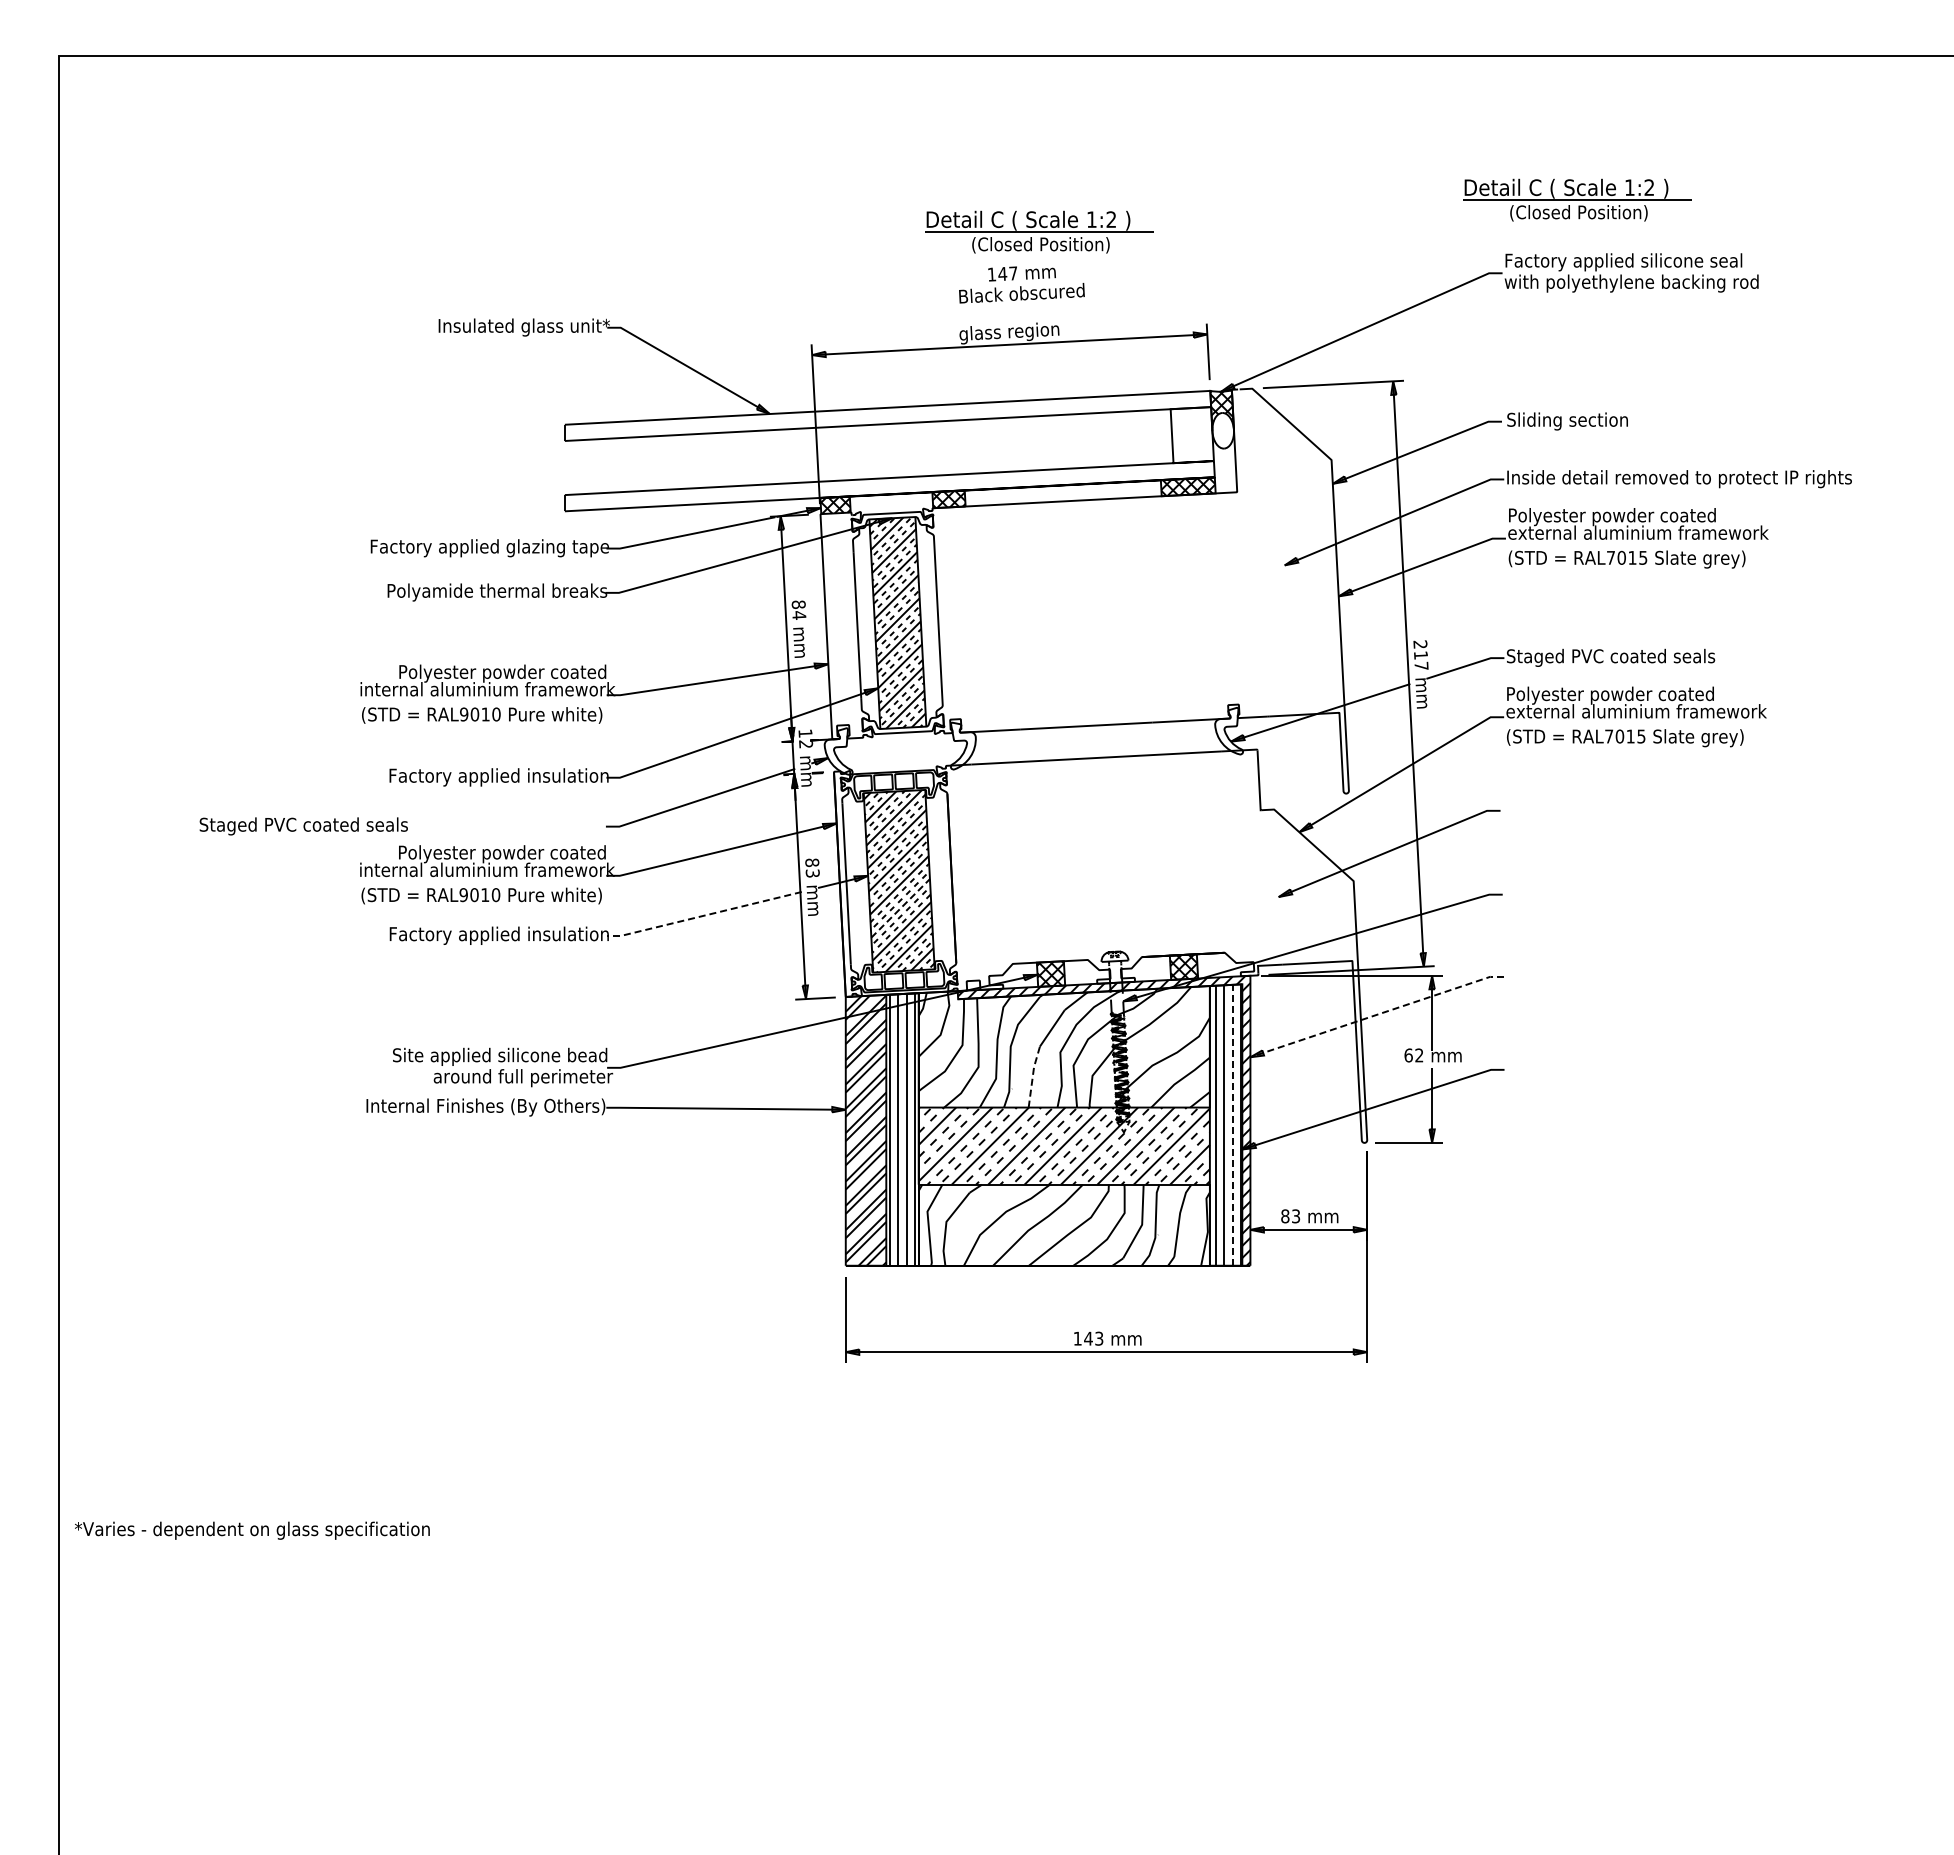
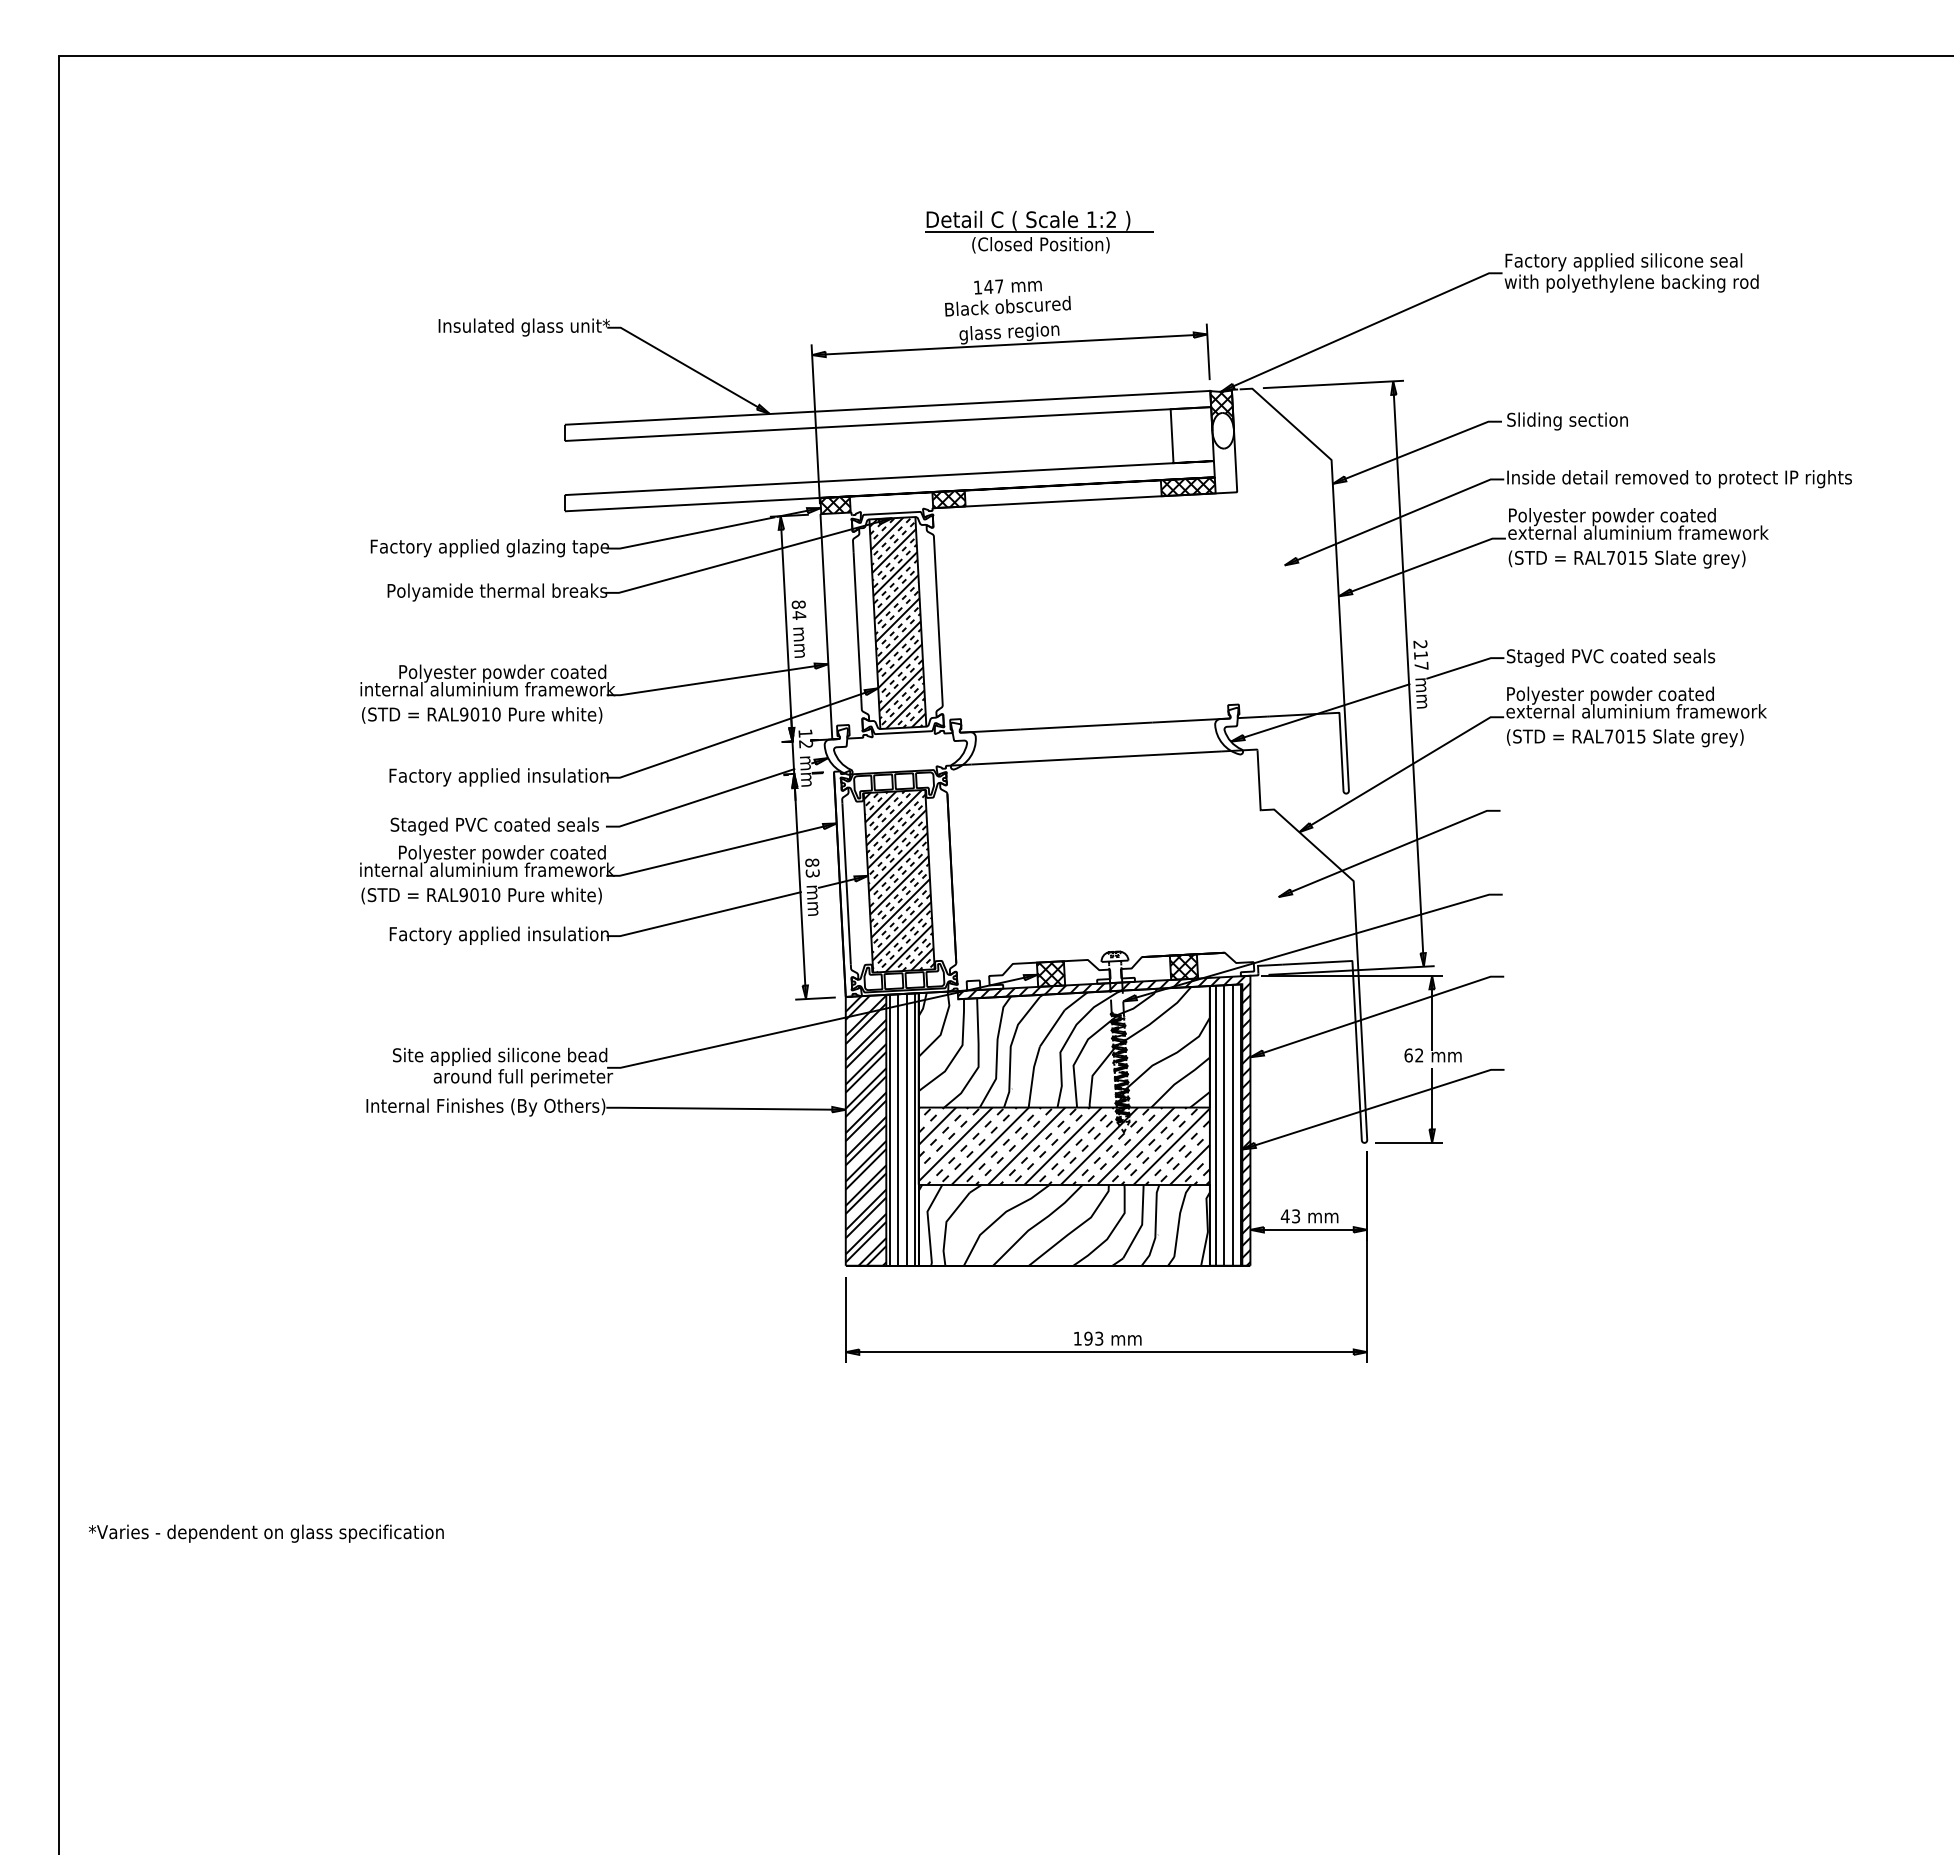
part: present -> none (1577, 199)
text position: (1021, 284) -> (1007, 297) (1007, 297)
text position: (303, 826) -> (494, 826) (494, 826)
line: dashed -> solid (901, 908)
line: dashed -> solid (703, 915)
line: dashed -> solid (1376, 1014)
line: dashed -> solid (1032, 1075)
line: dashed -> solid (1232, 1124)
text: 83 -> 43 (1284, 1216)
text: 143 -> 193 (1088, 1338)
text position: (252, 1530) -> (266, 1533) (266, 1533)
